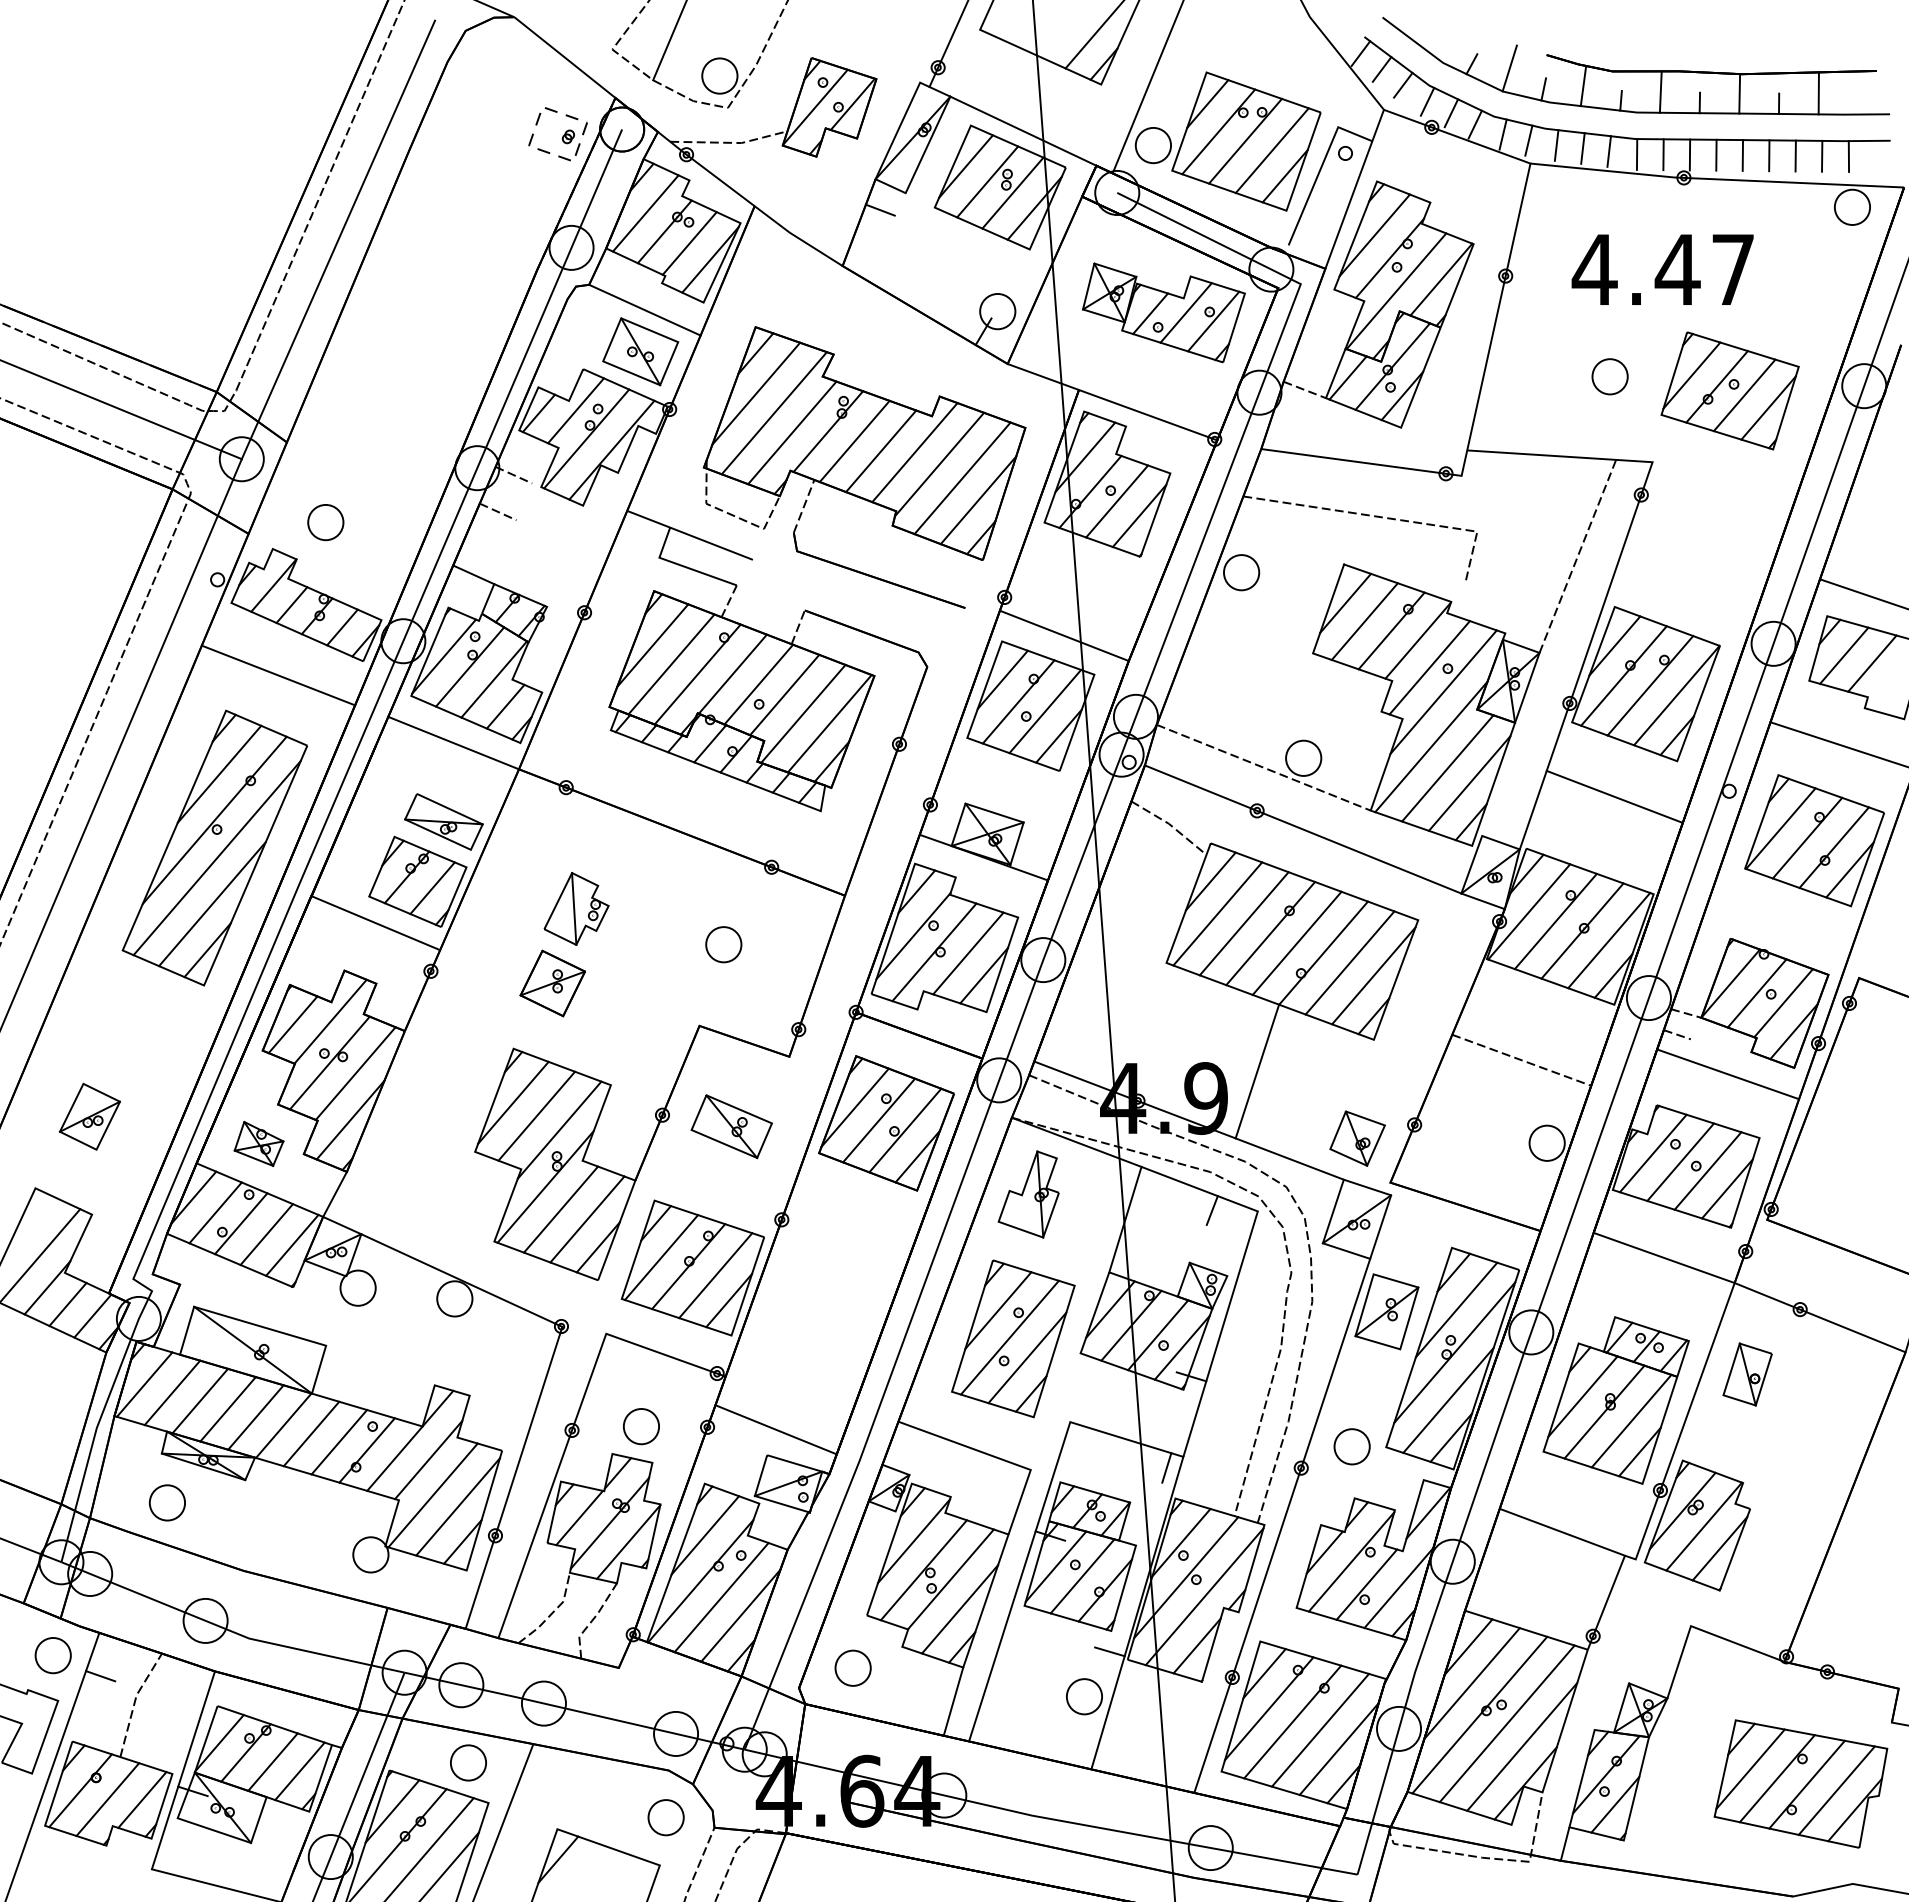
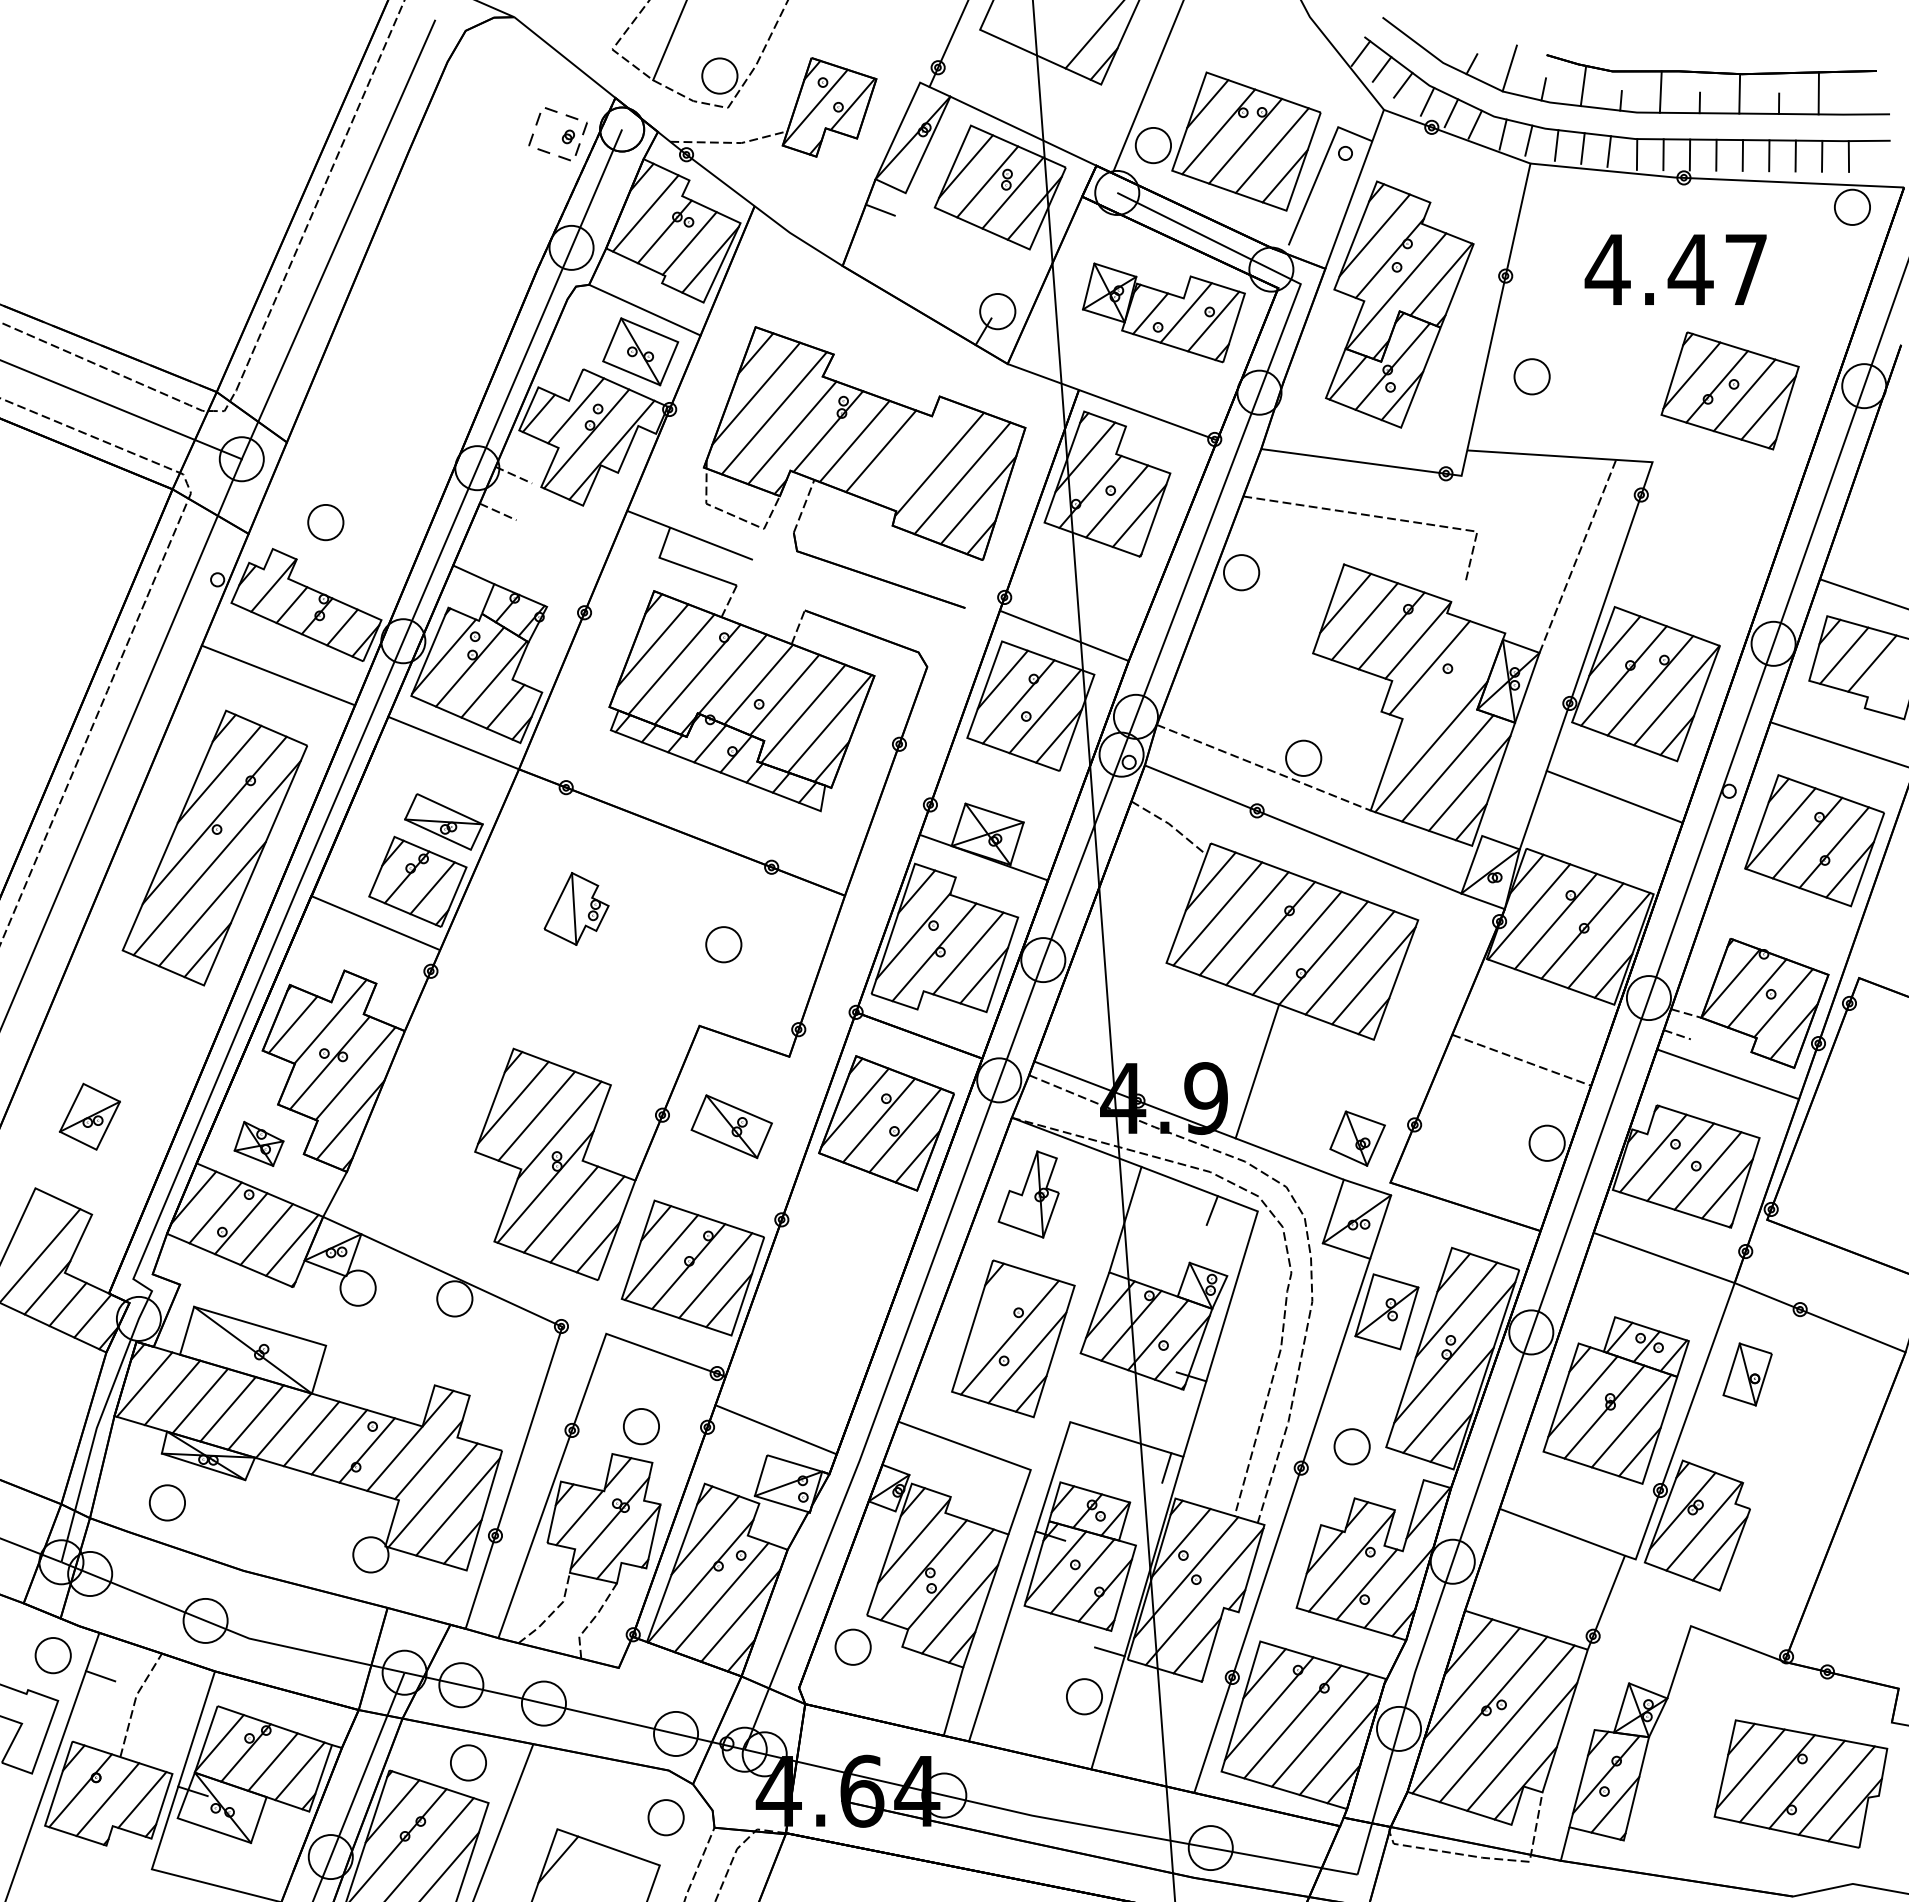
text position: (1662, 269) -> (1675, 269) (1675, 269)
part position: (1609, 376) -> (1531, 376) (1531, 376)
line: present -> none (1304, 389)
line: present -> none (914, 452)
line: present -> none (1443, 691)
part: present -> none (552, 983)
line: present -> none (998, 1310)
part position: (852, 1667) -> (852, 1646) (852, 1646)
